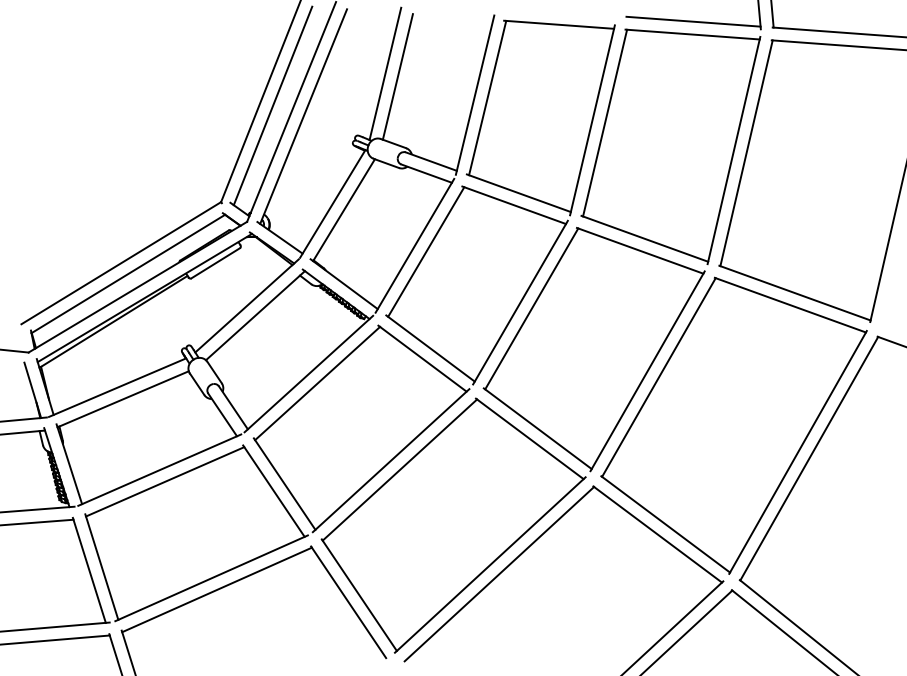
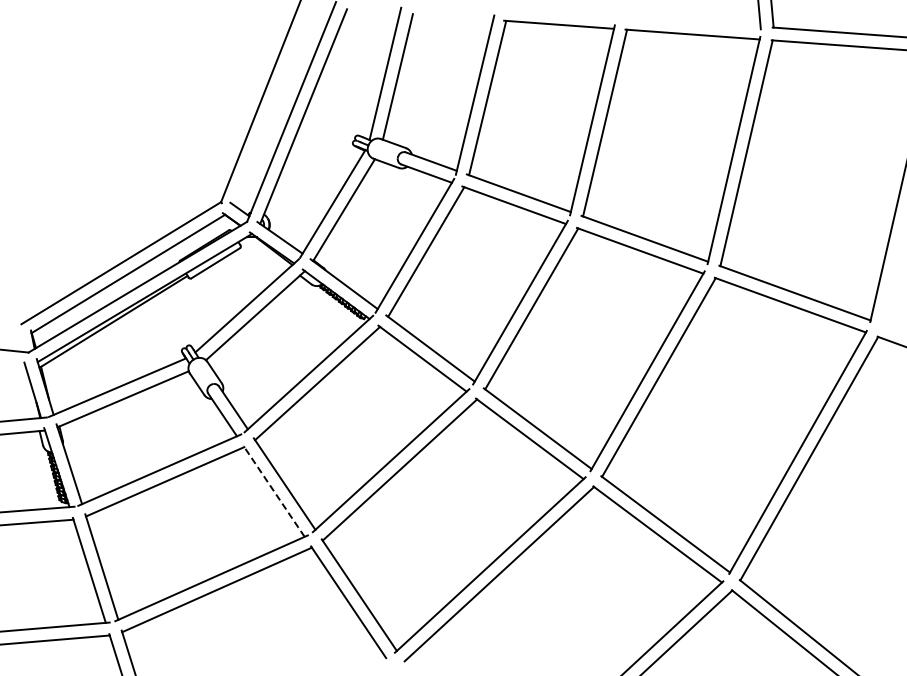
line: present -> none (693, 21)
line: present -> none (272, 105)
line: solid -> dashed (273, 490)
